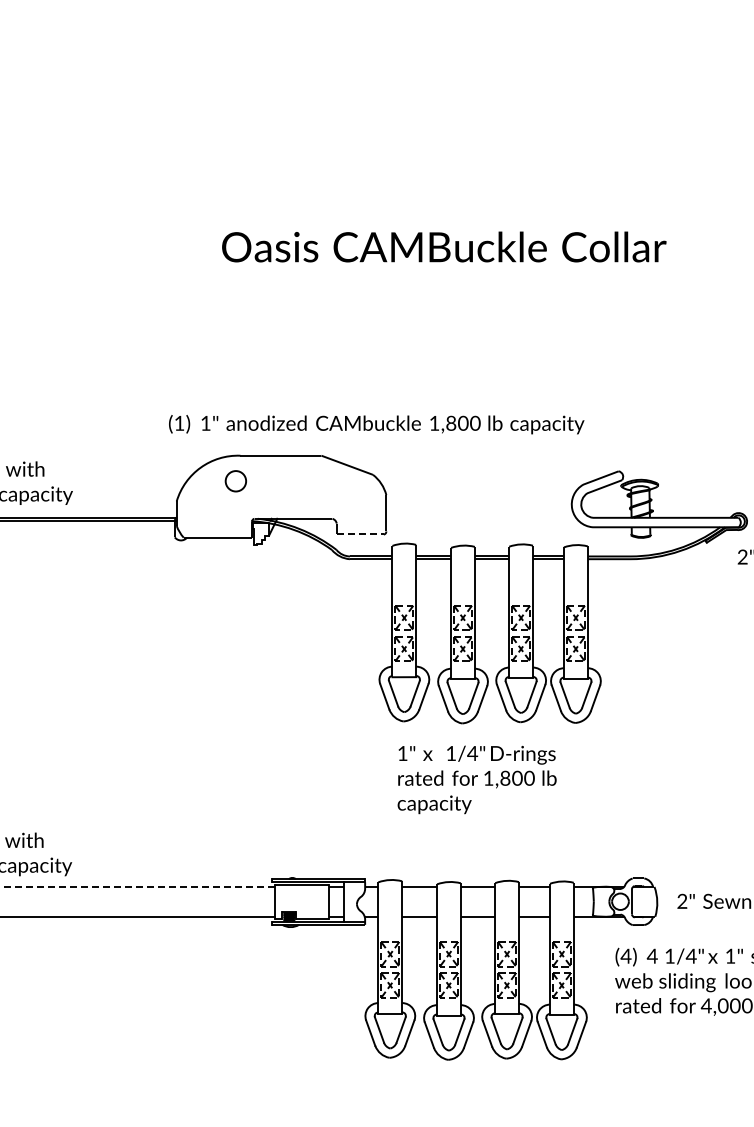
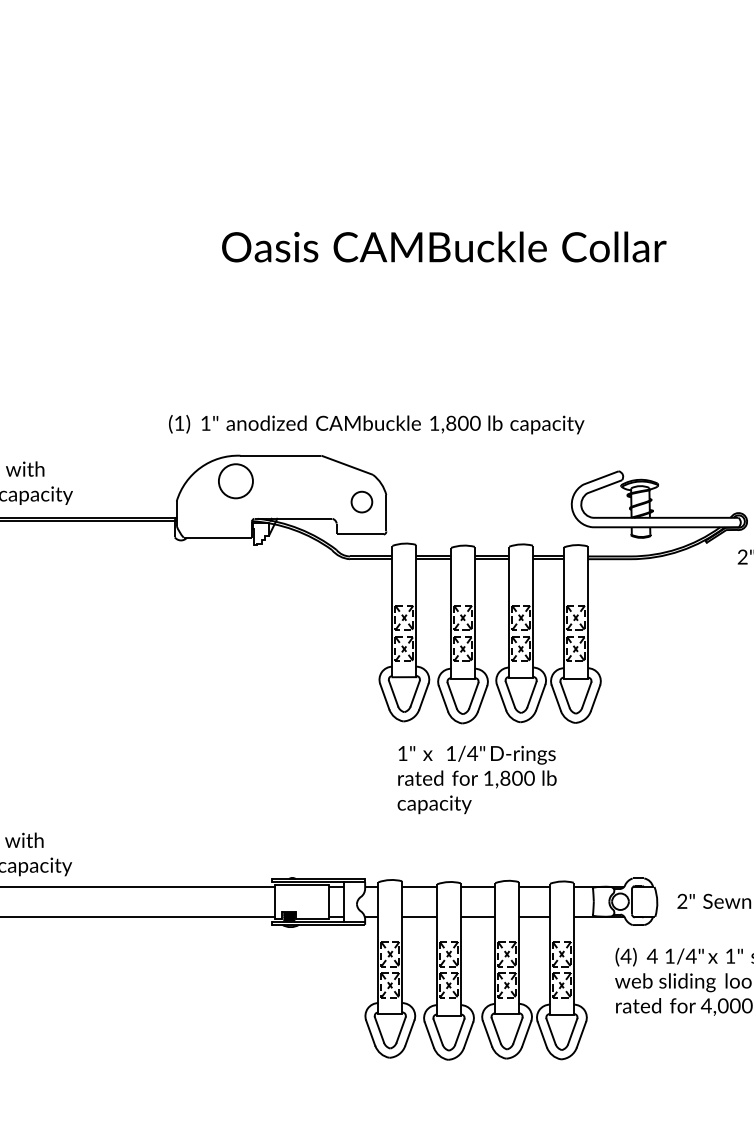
circle diameter: 20 px -> 34 px (235, 481)
circle: none -> present (361, 501)
line: dashed -> solid (360, 534)
line: dashed -> solid (136, 886)
